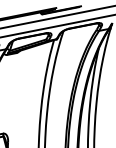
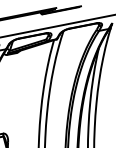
line: present -> none (57, 17)
